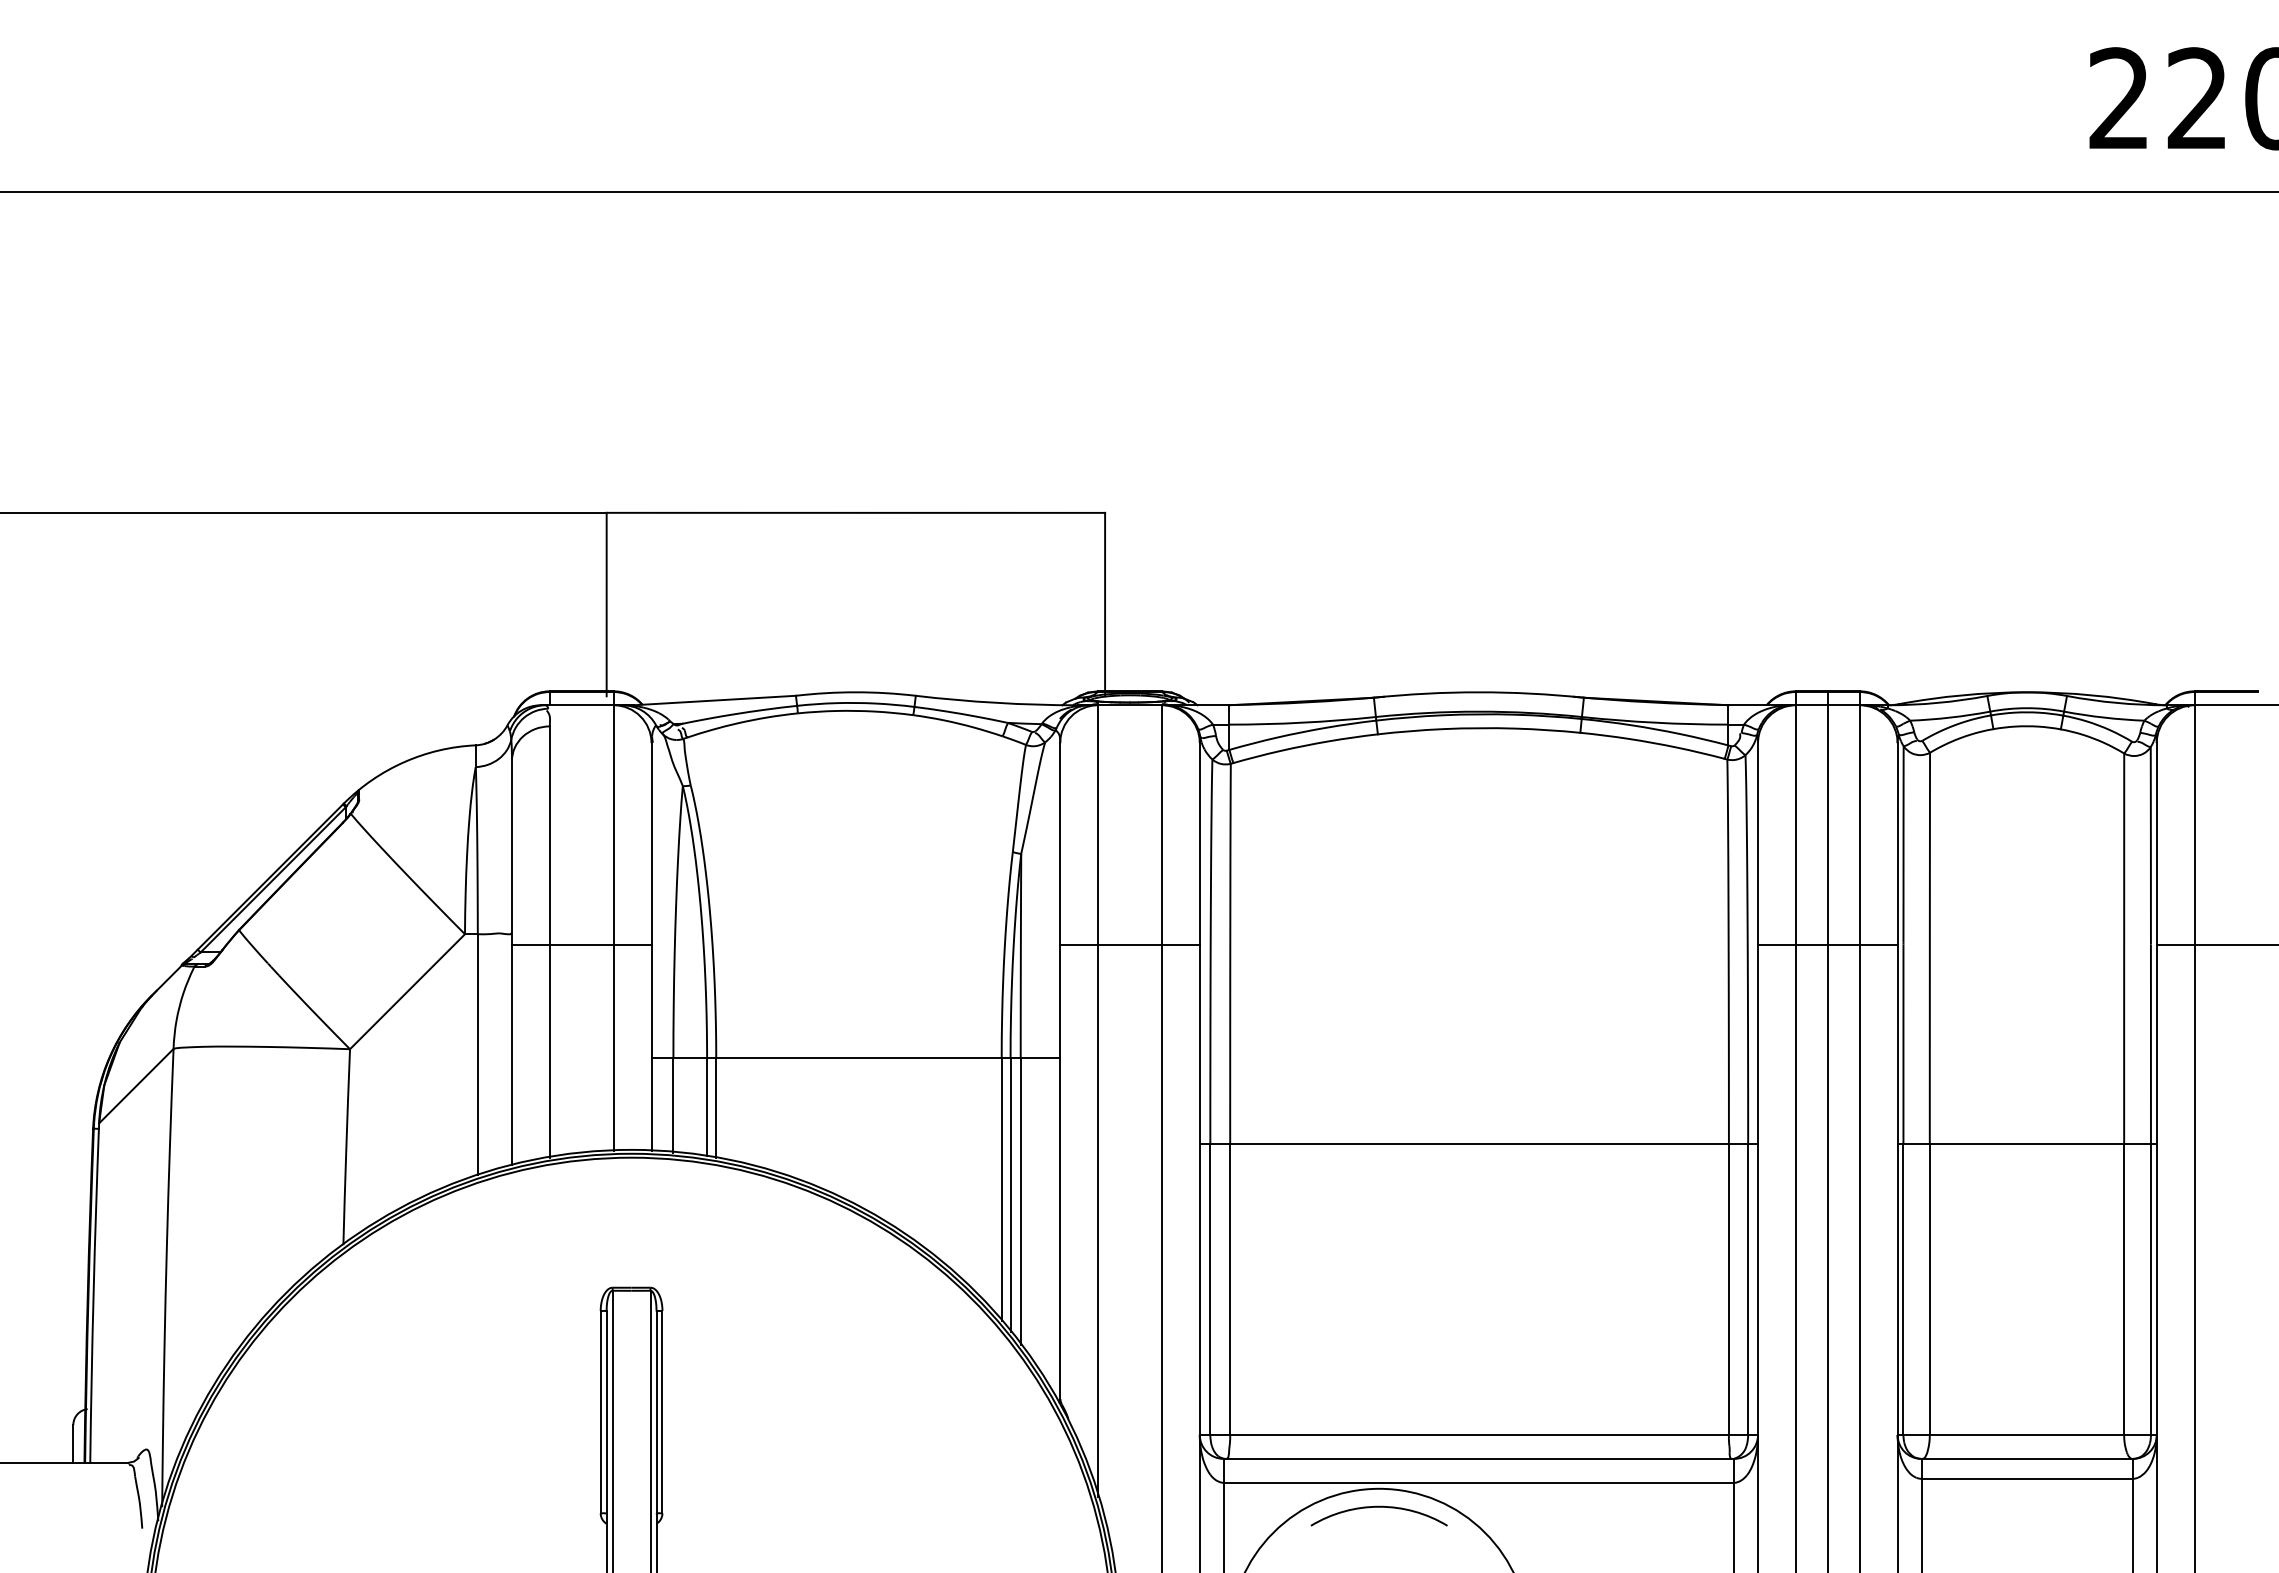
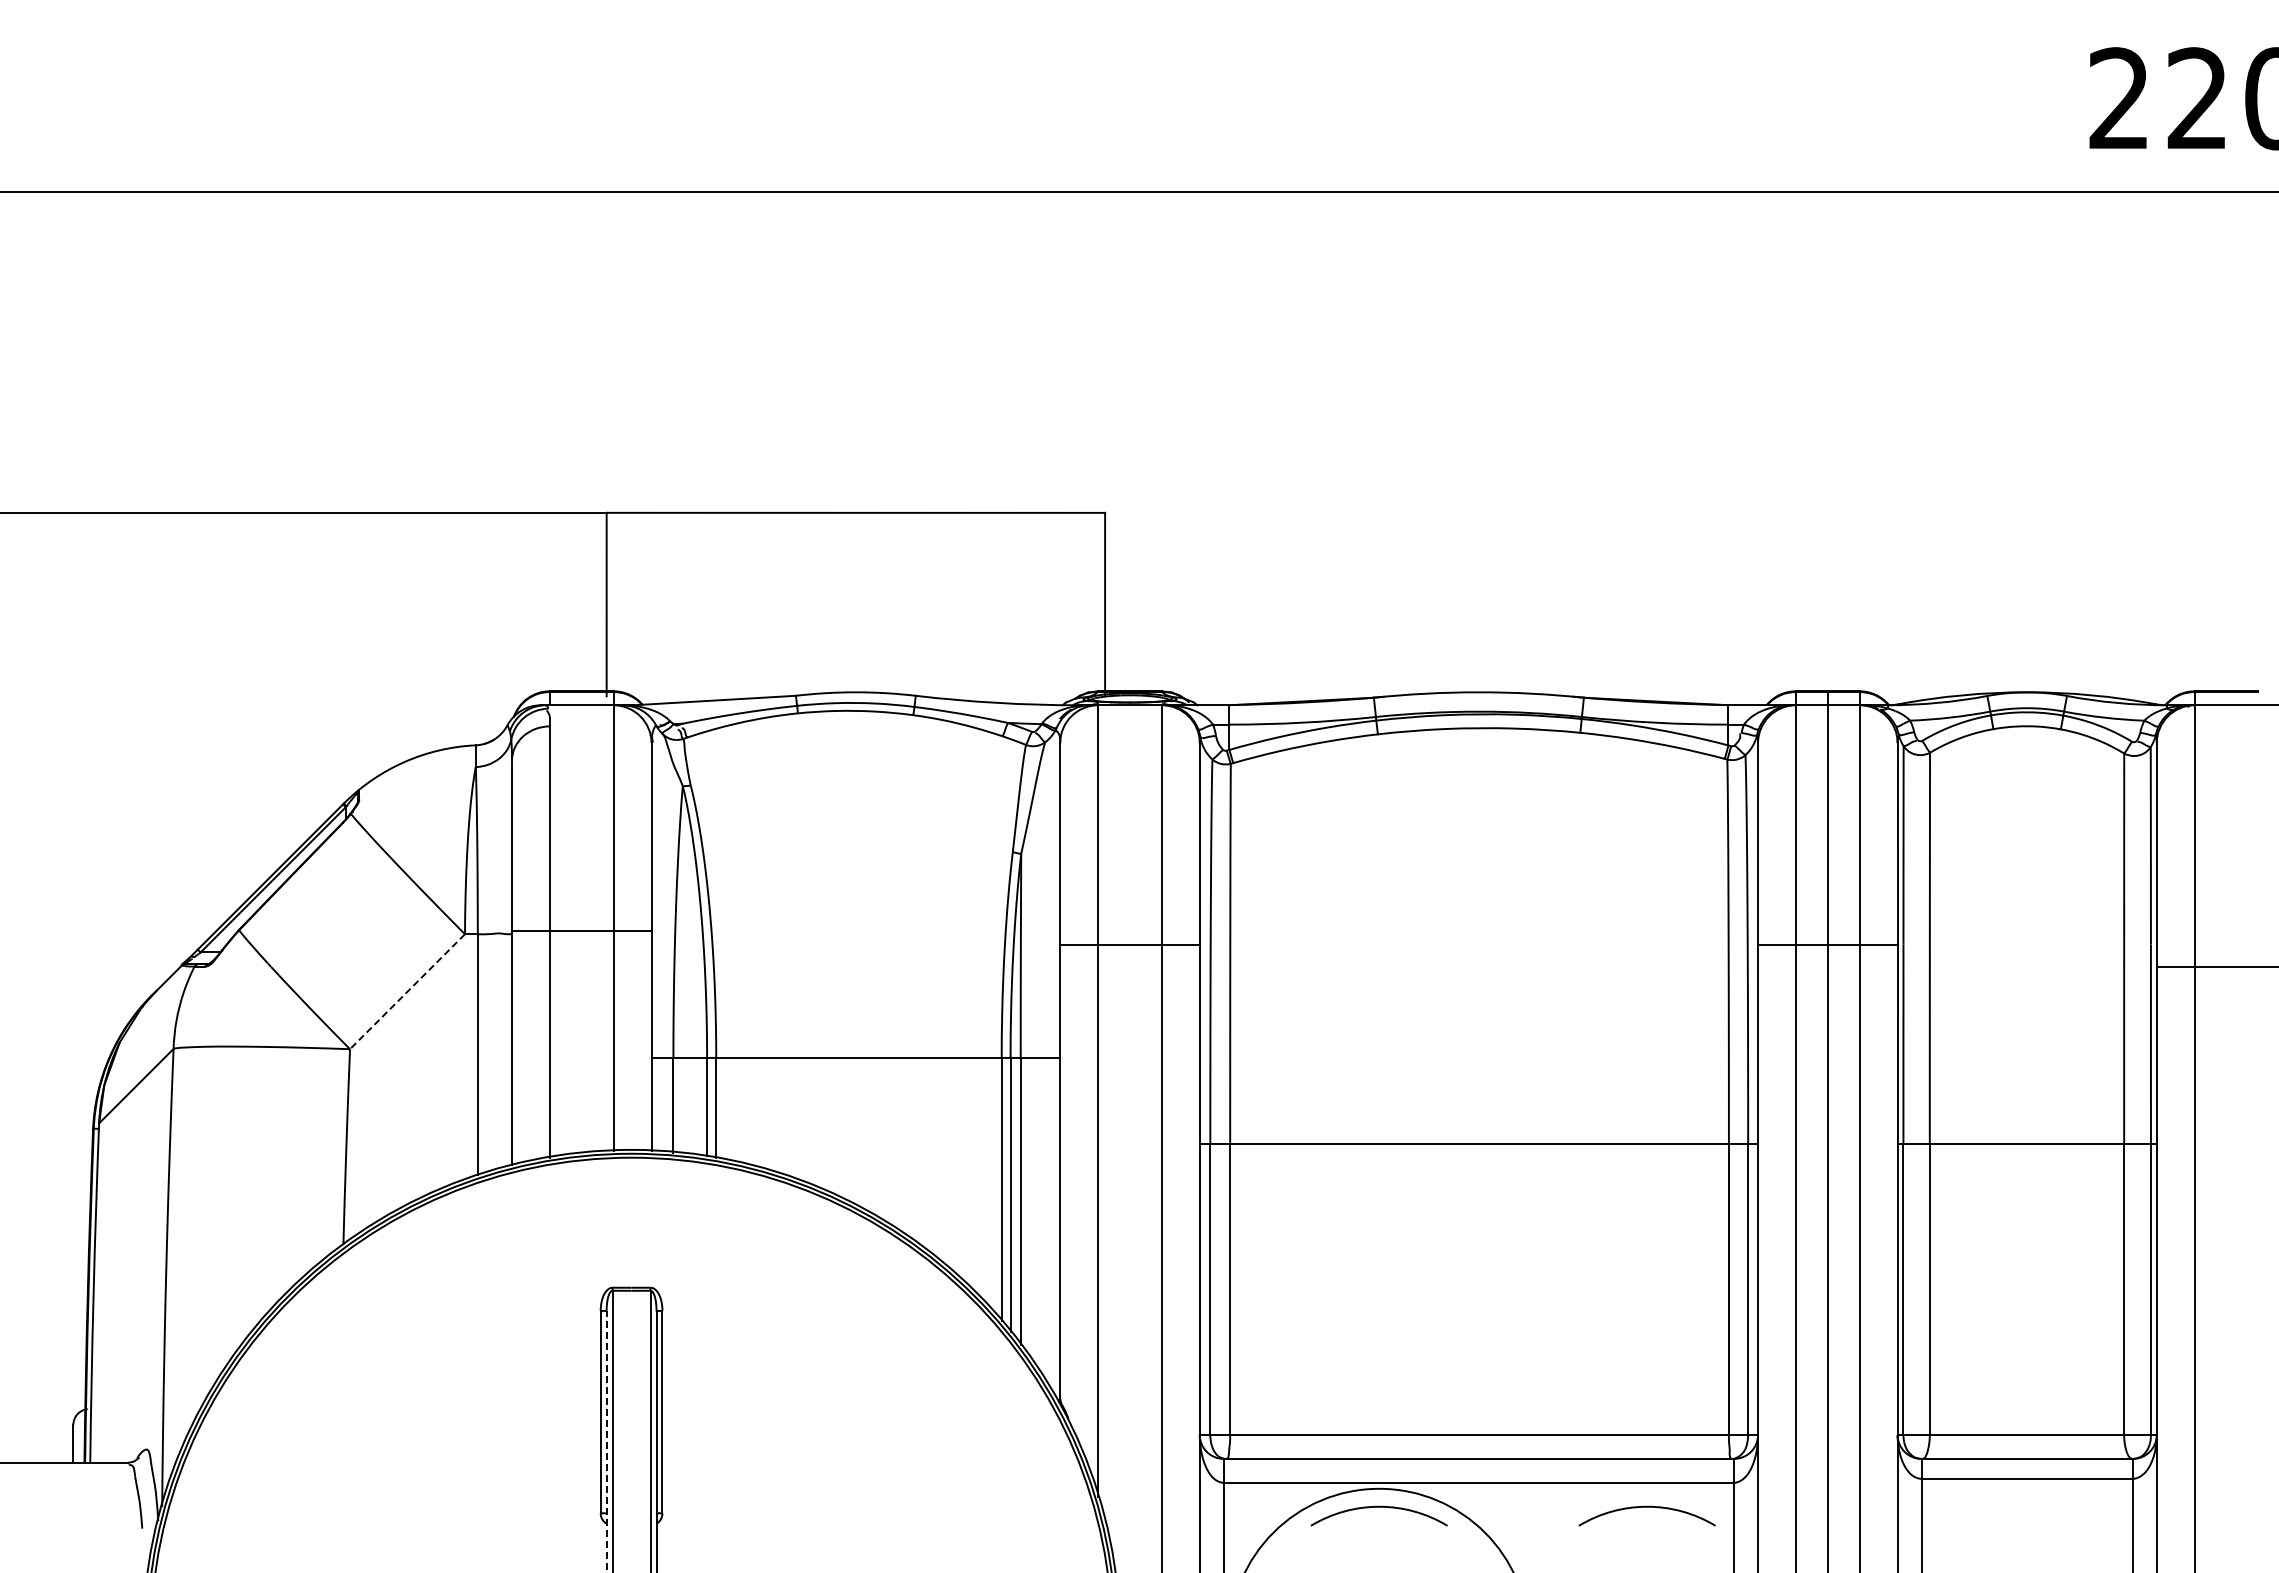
line position: (581, 944) -> (581, 930) (581, 930)
line position: (2215, 944) -> (2215, 966) (2215, 966)
line: solid -> dashed (407, 992)
line: solid -> dashed (606, 1441)
arc: none -> present (1646, 1507)
